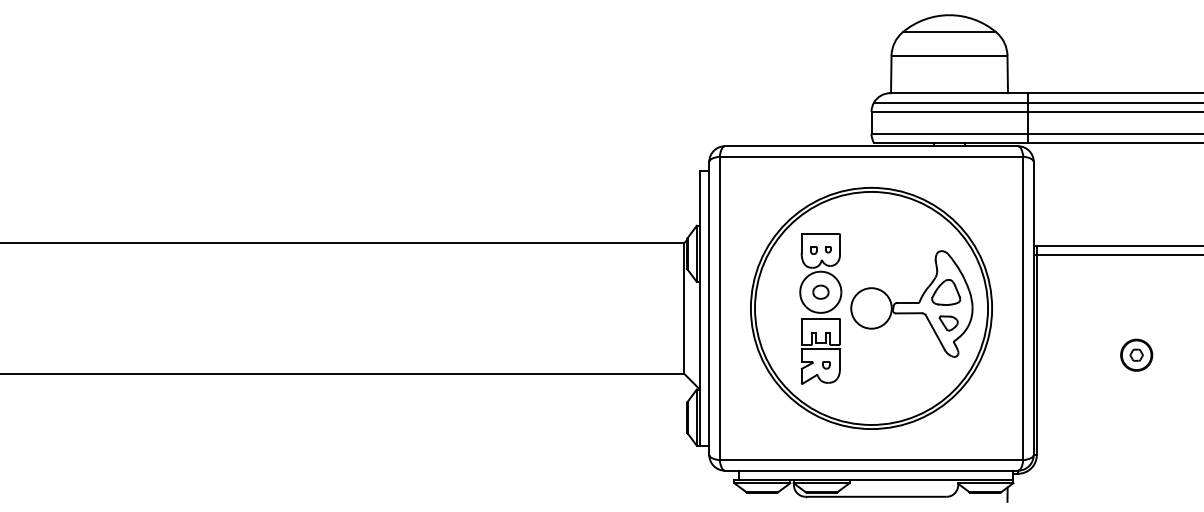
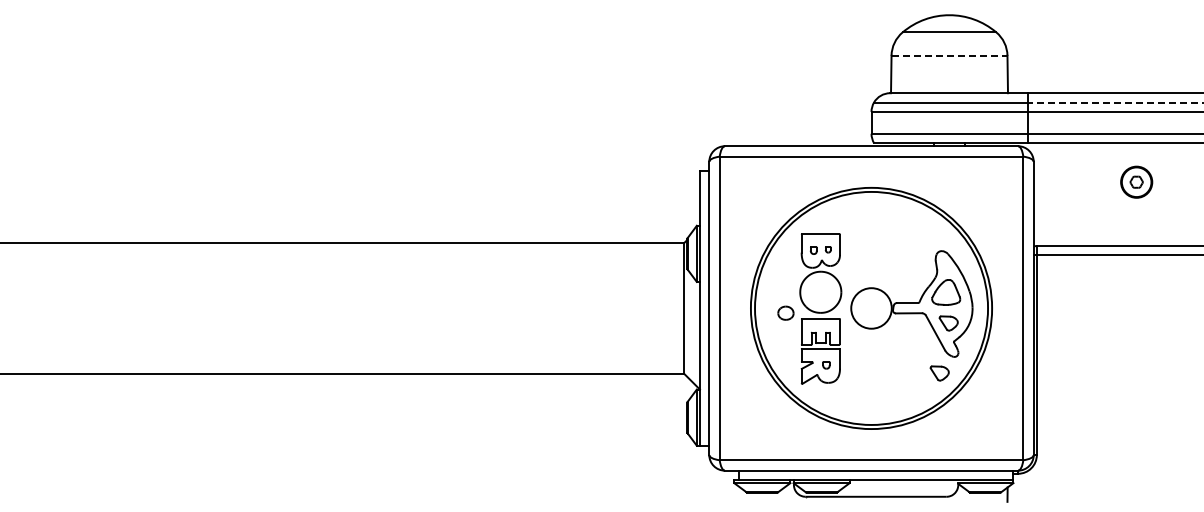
line: solid -> dashed (949, 55)
line: solid -> dashed (1115, 102)
part position: (820, 291) -> (785, 312) (785, 312)
part position: (1136, 354) -> (1136, 181) (1136, 181)
part: none -> present (939, 373)
